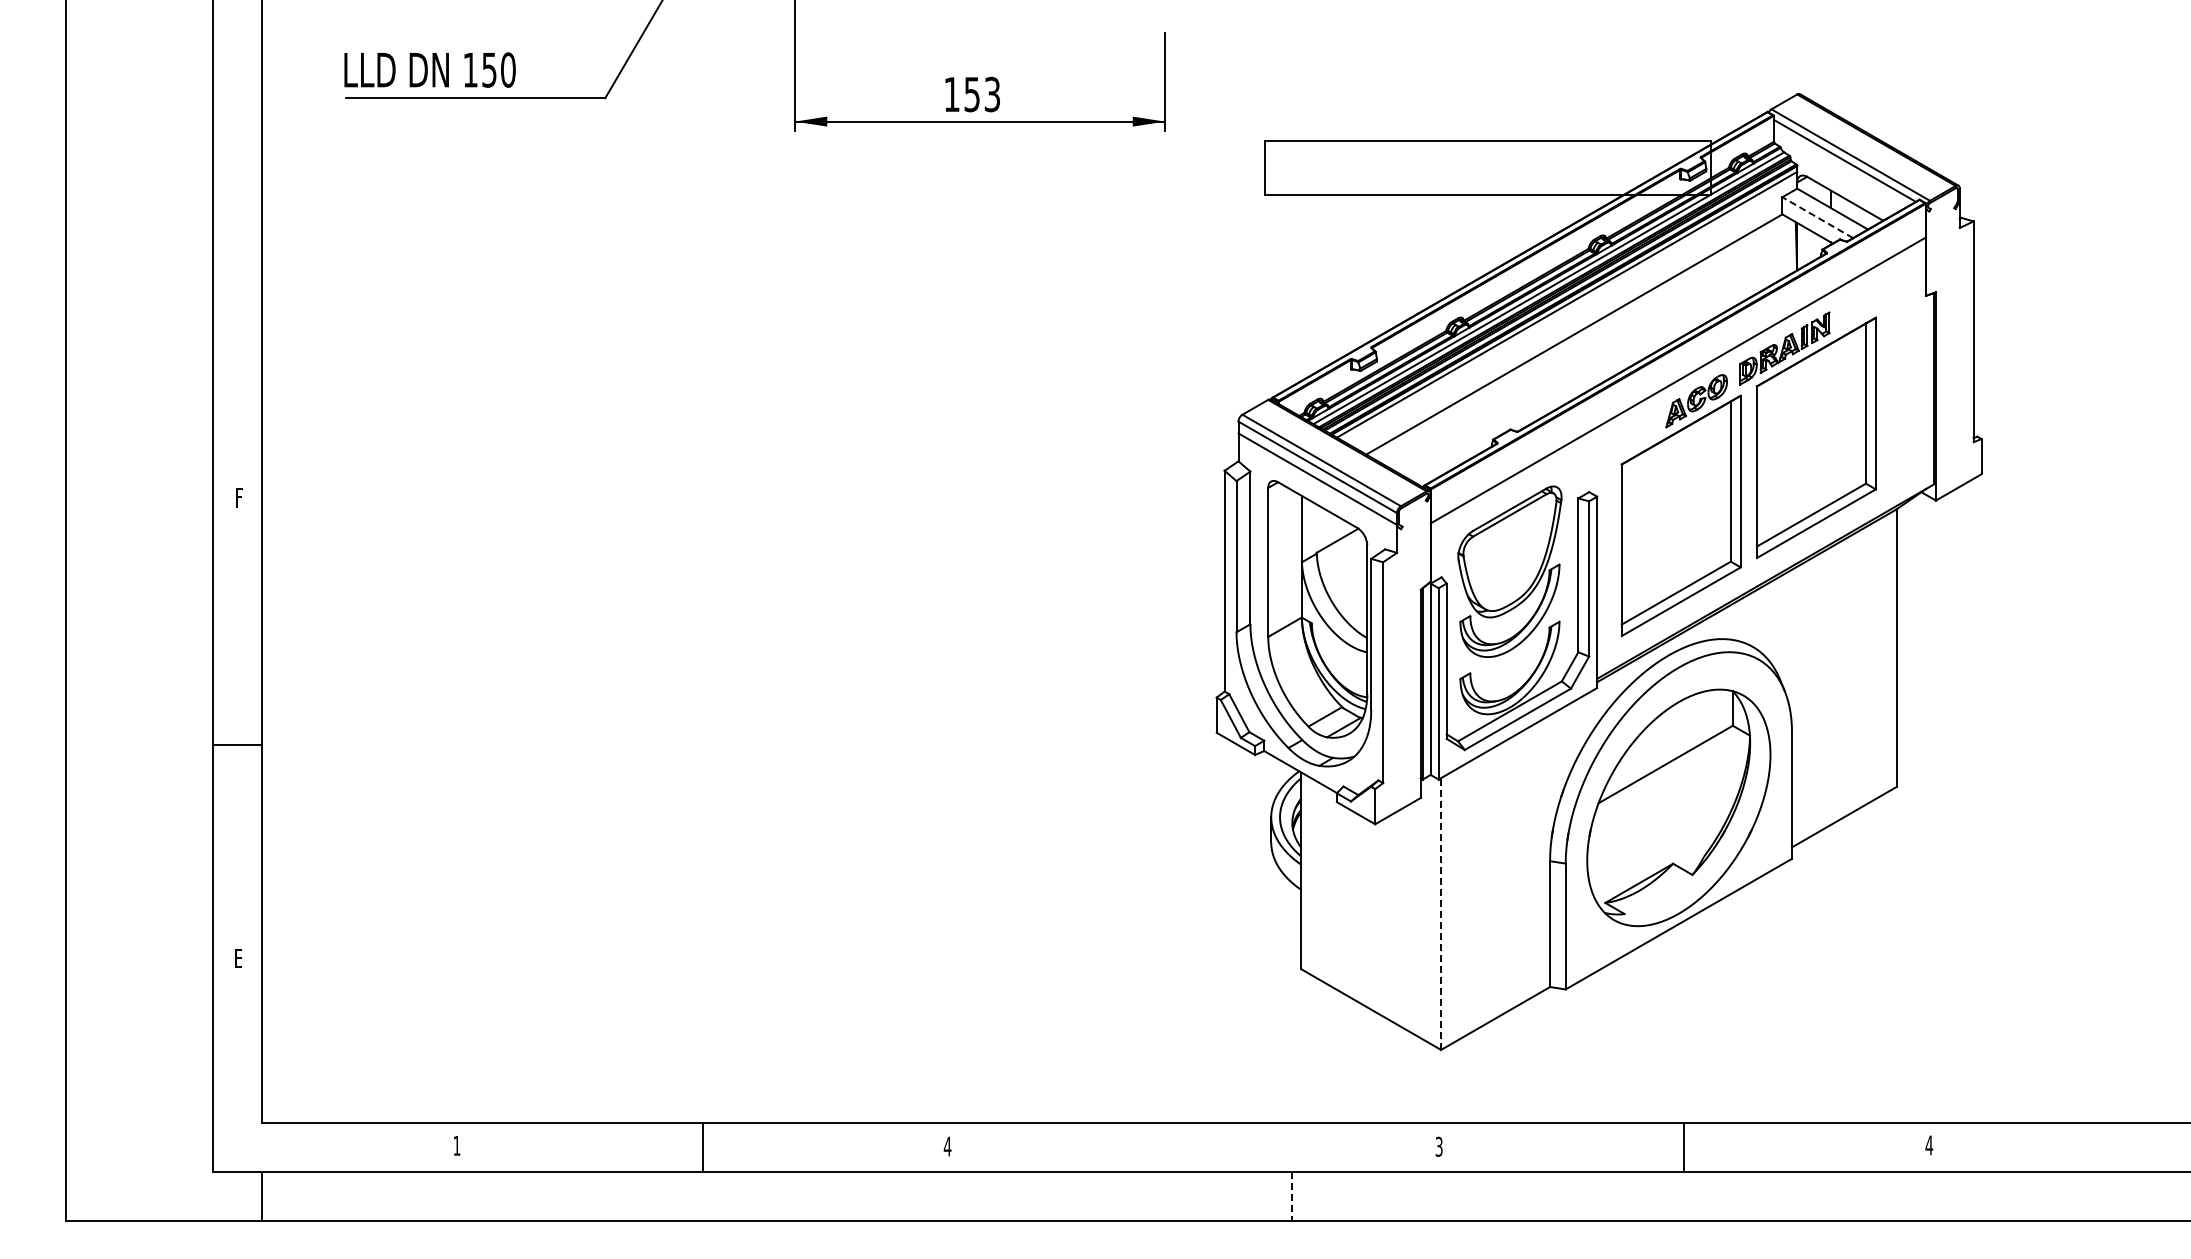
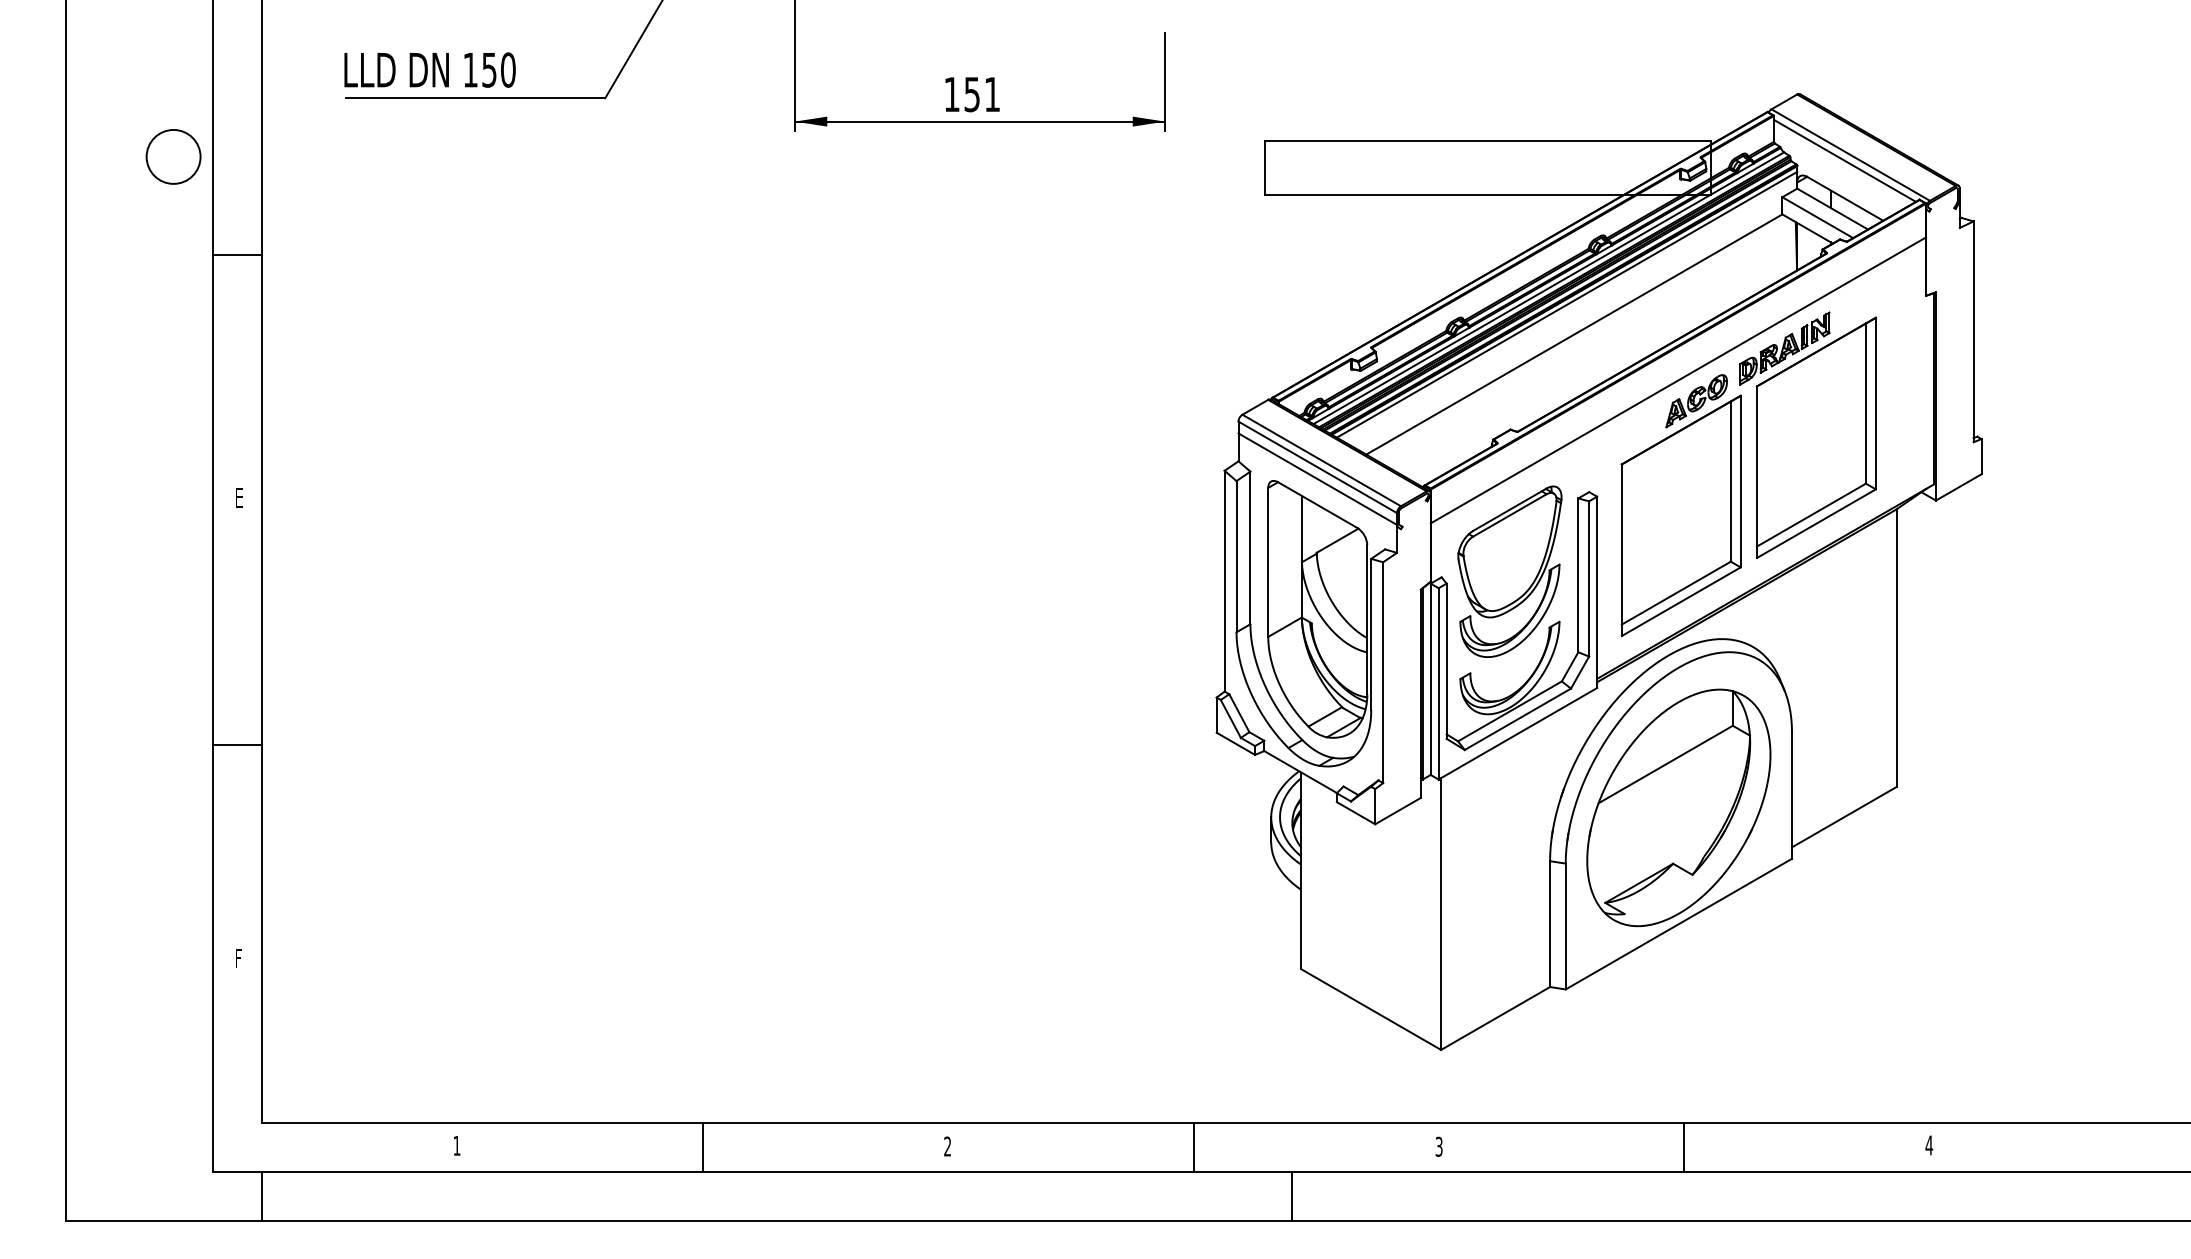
text: 153 -> 151 (991, 94)
circle: none -> present (173, 156)
line: dashed -> solid (1817, 217)
line: none -> present (236, 255)
text: F -> E (239, 498)
line: dashed -> solid (1441, 914)
text: E -> F (238, 958)
text: 4 -> 2 (947, 1146)
line: none -> present (1193, 1147)
line: dashed -> solid (1291, 1196)
